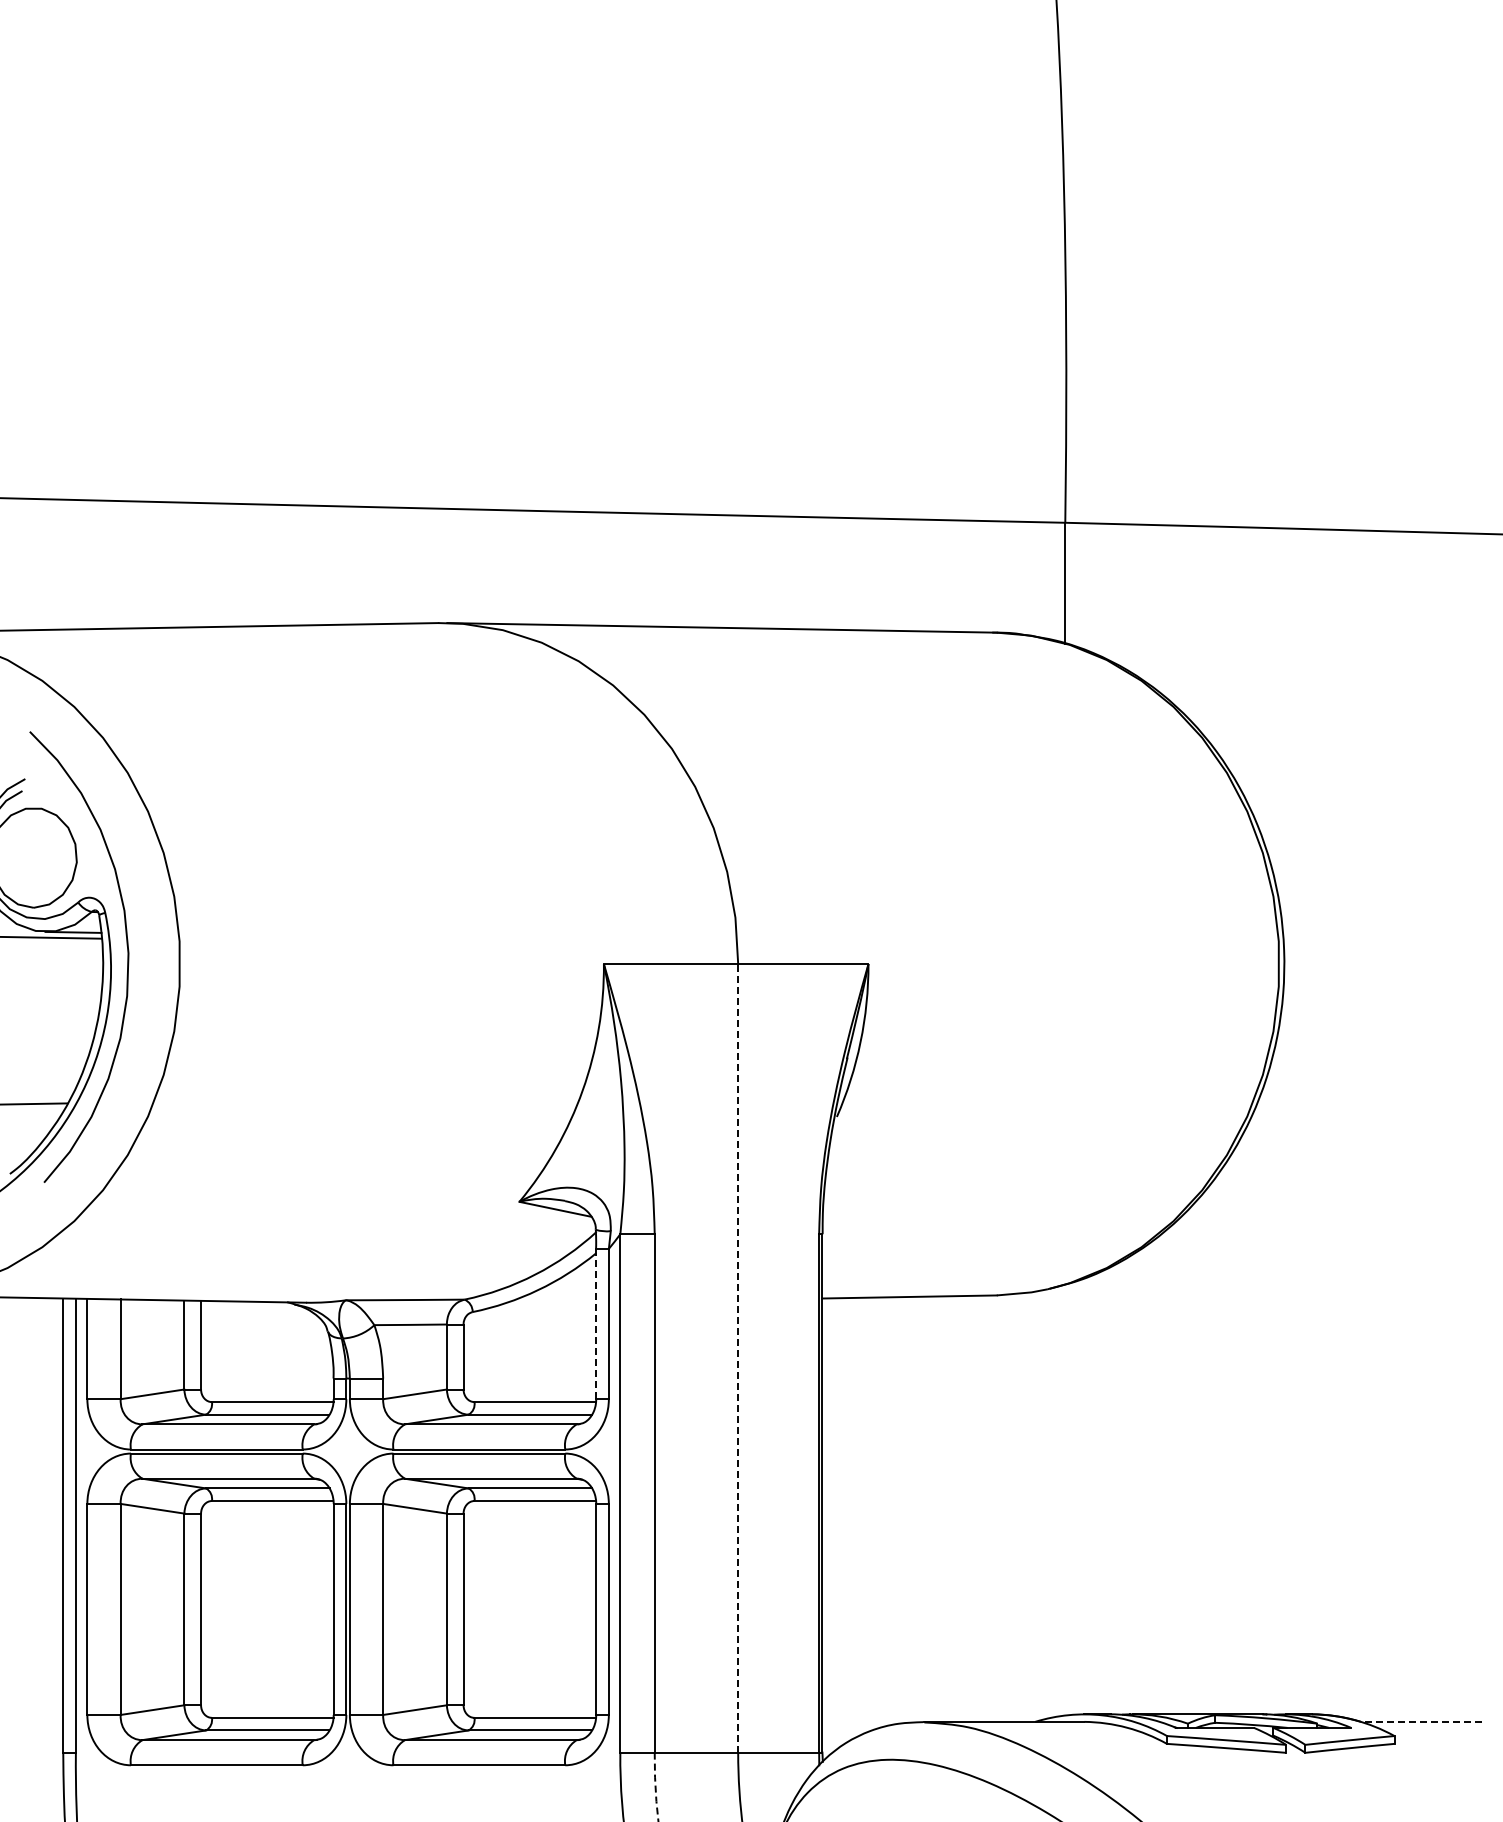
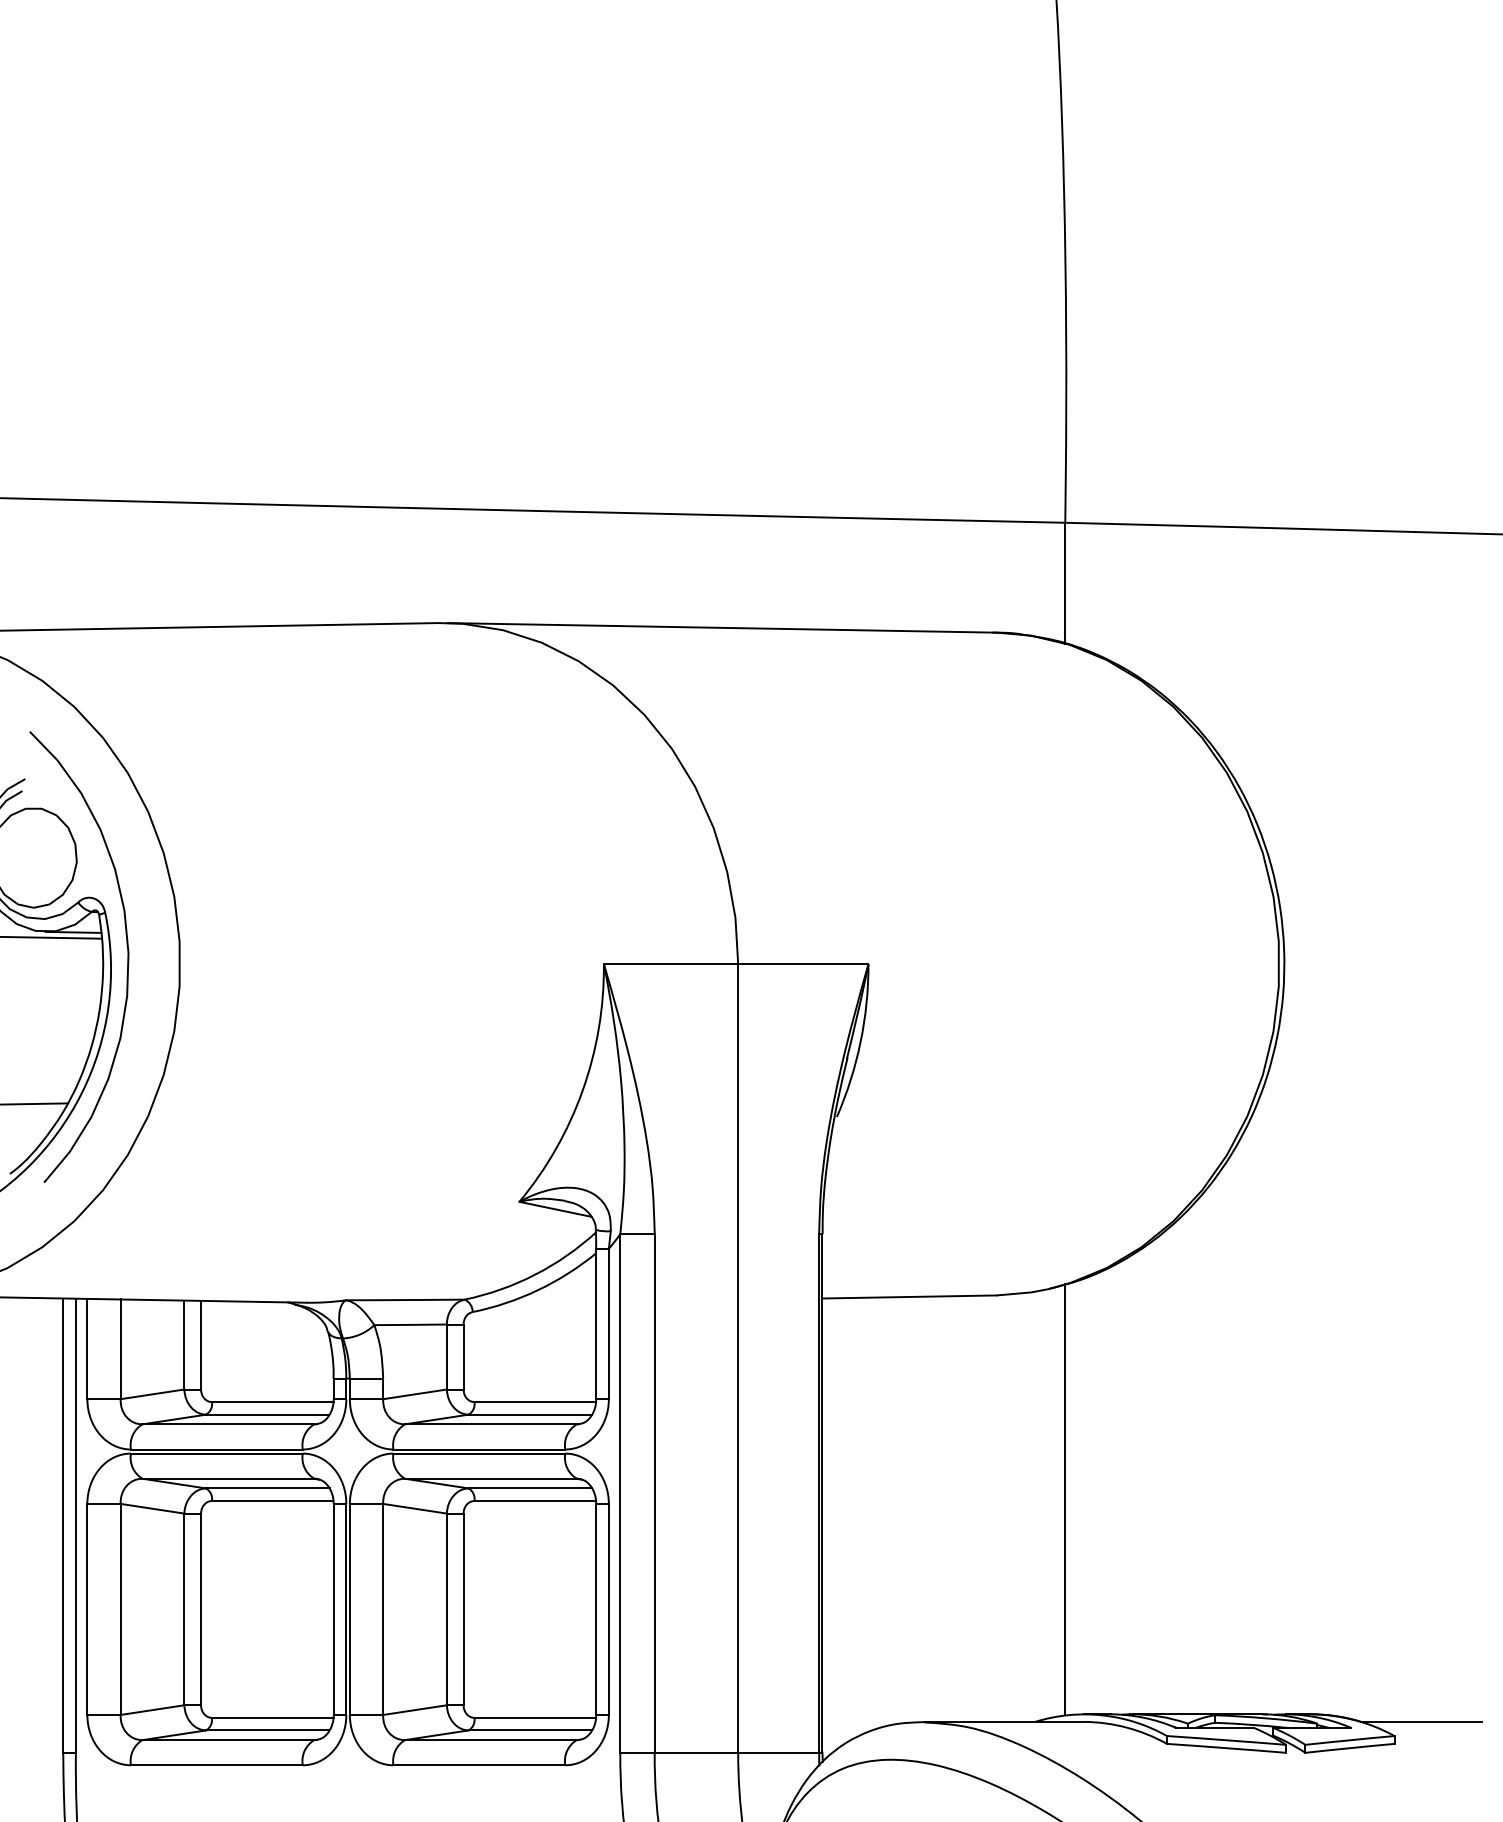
line: dashed -> solid (596, 1324)
line: dashed -> solid (738, 1357)
line: none -> present (1065, 1499)
line: dashed -> solid (1421, 1721)
arc: dashed -> solid (655, 1787)
